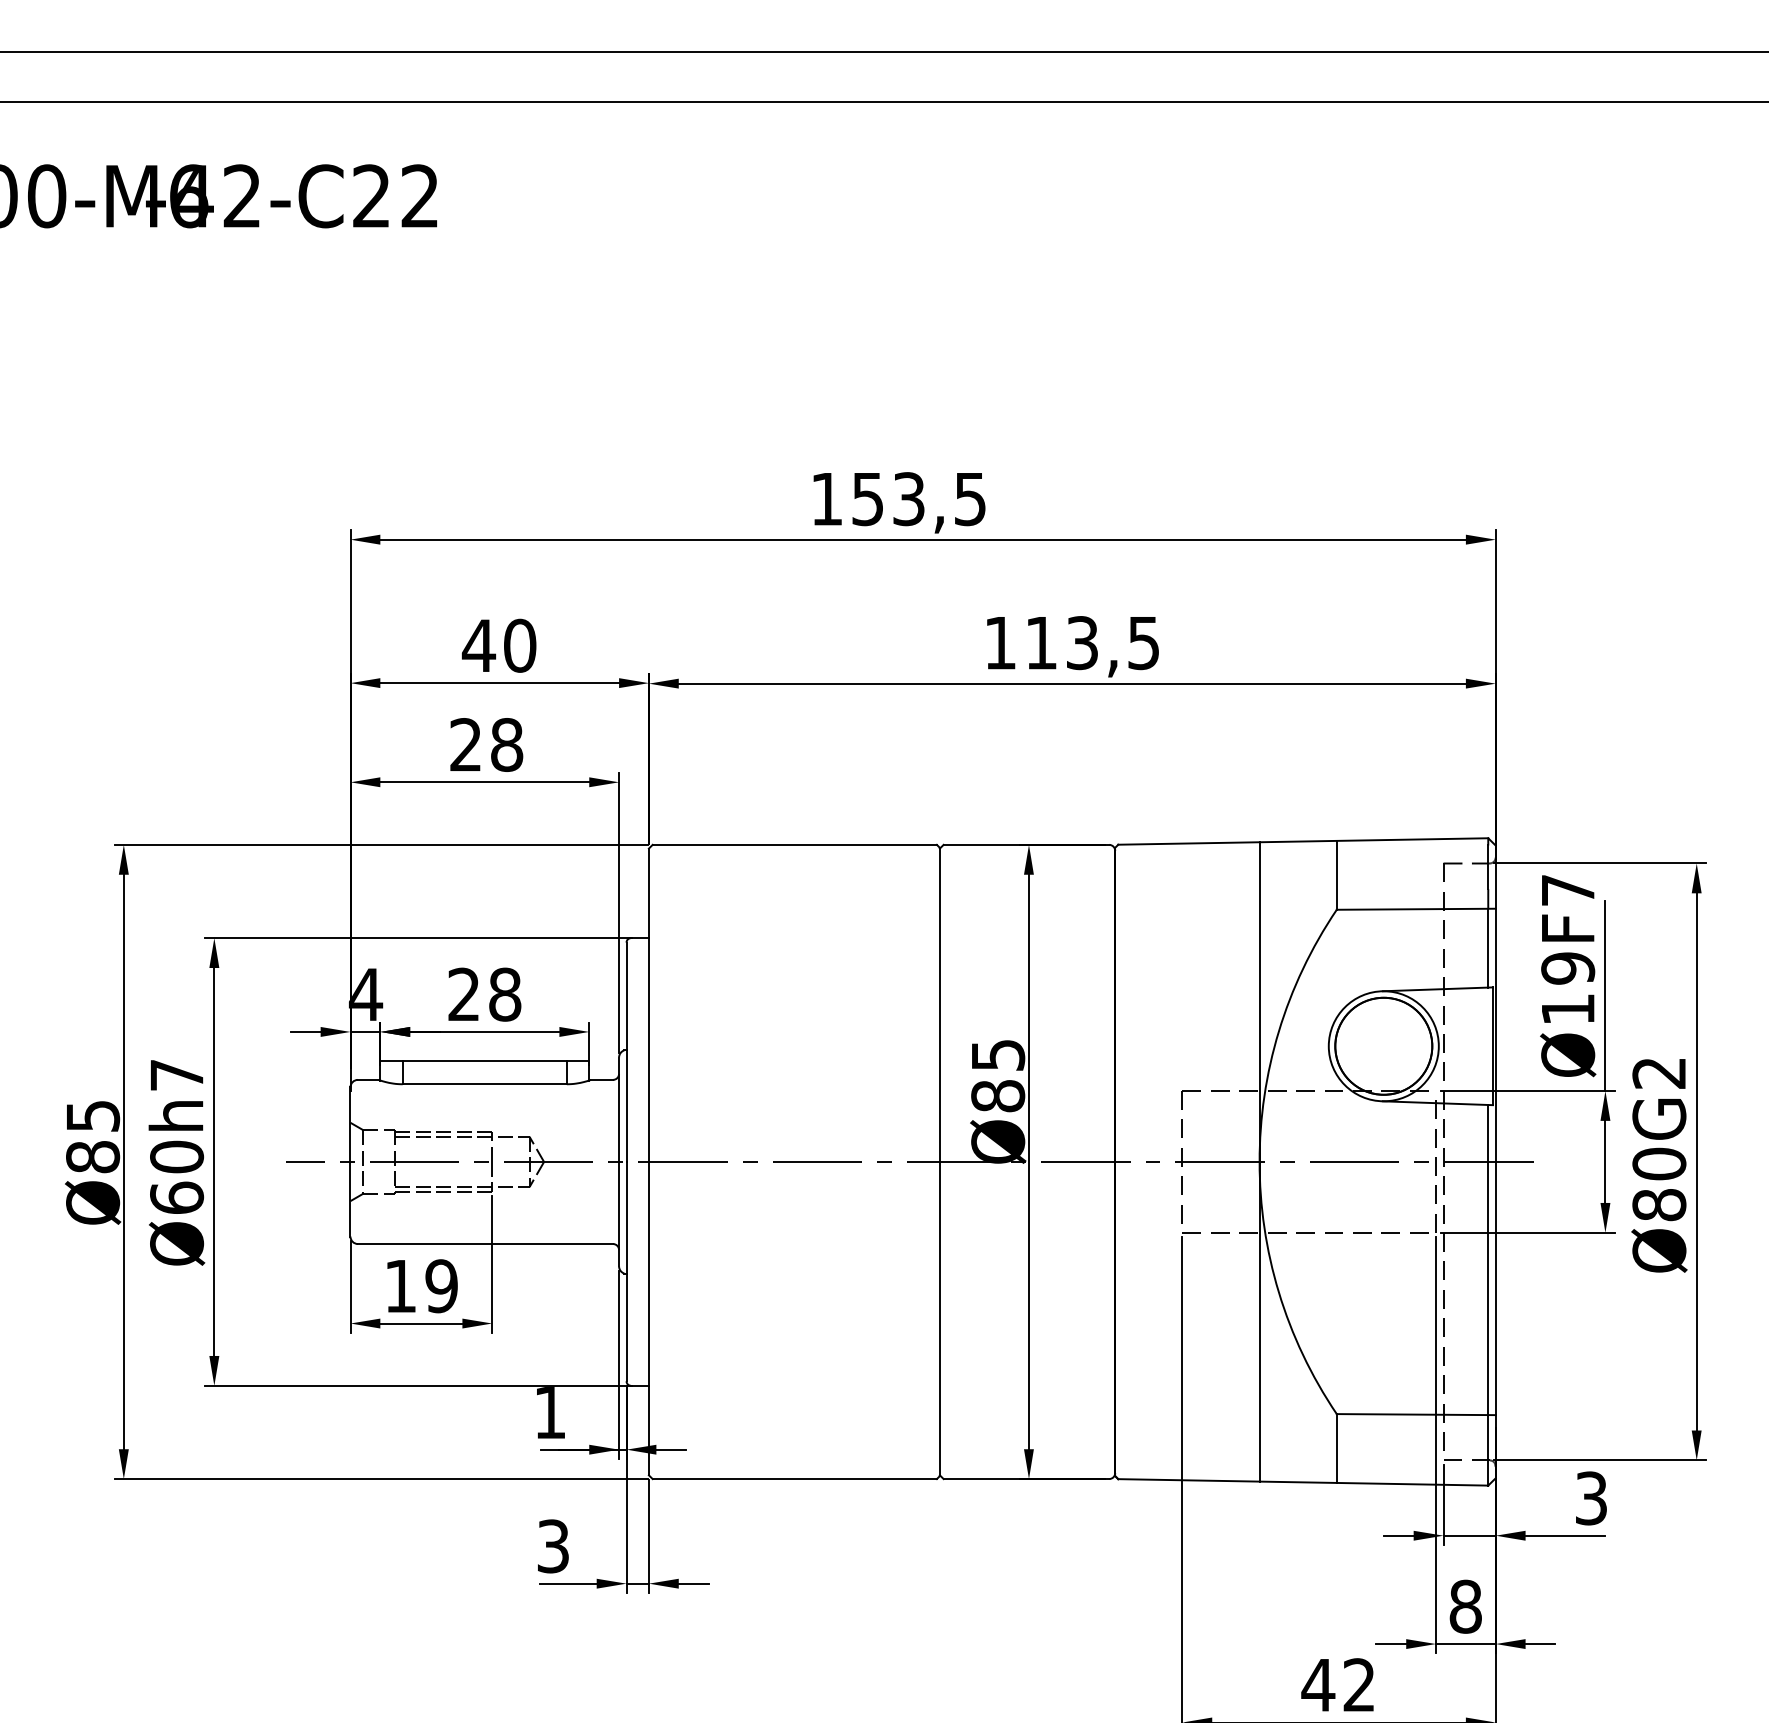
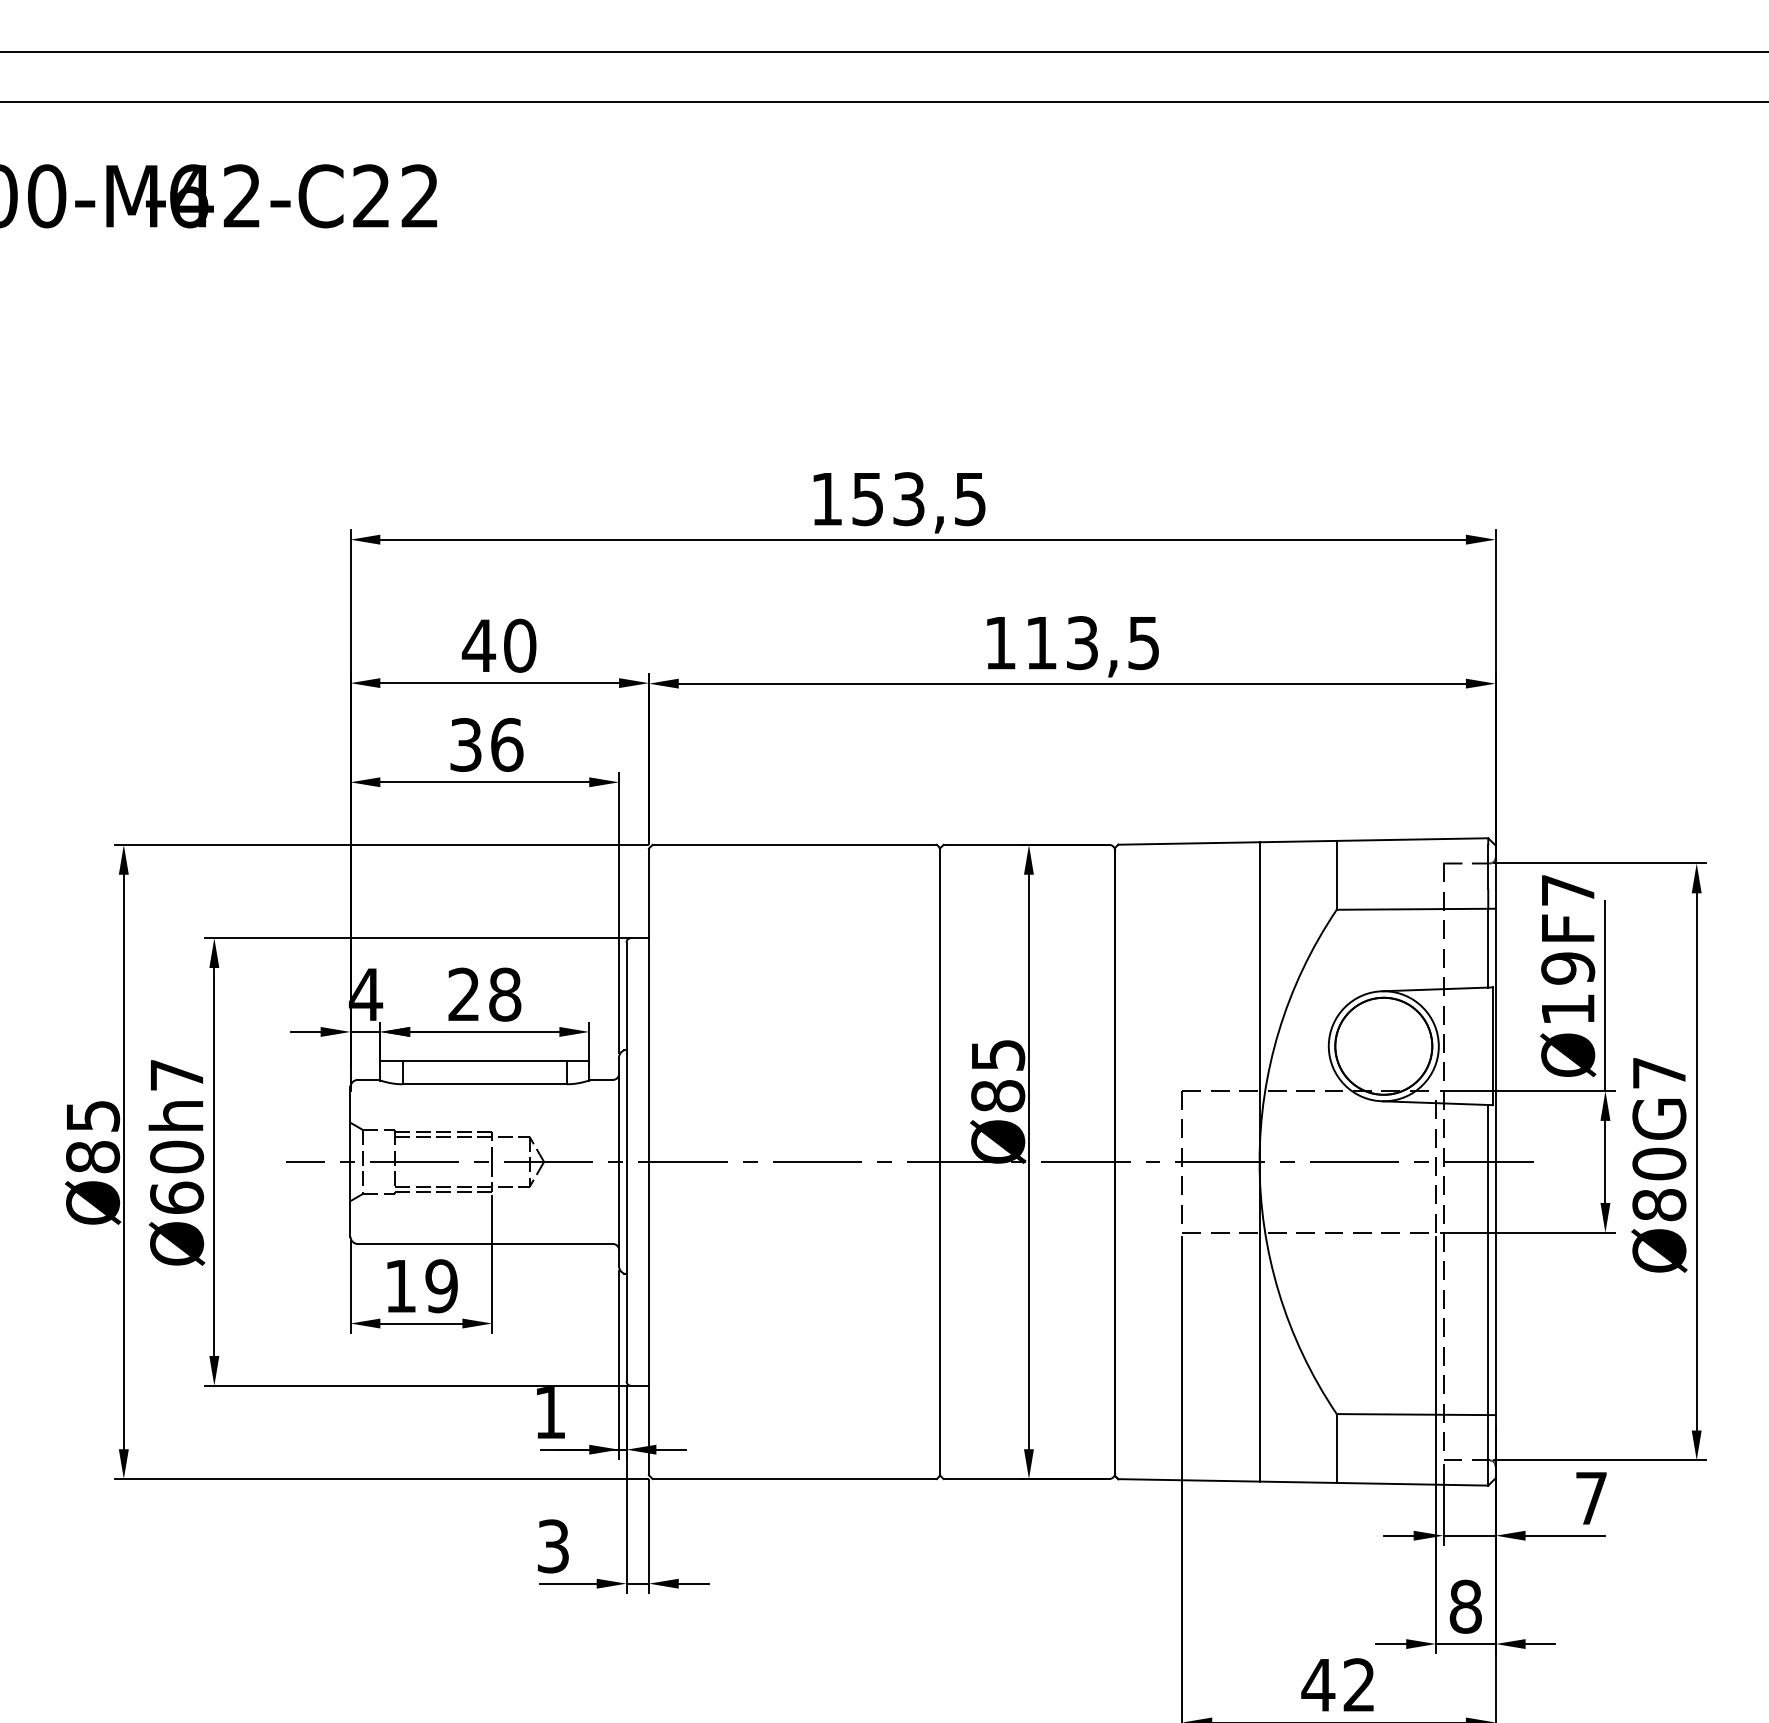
text: 28 -> 36 (486, 744)
text: Ø80G2 -> Ø80G7 (1658, 1073)
text: 3 -> 7 (1591, 1498)
